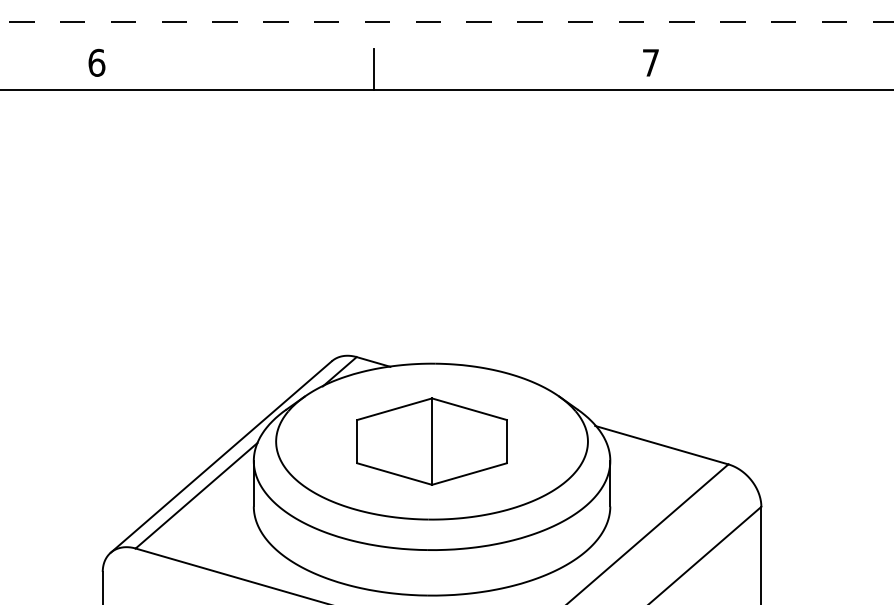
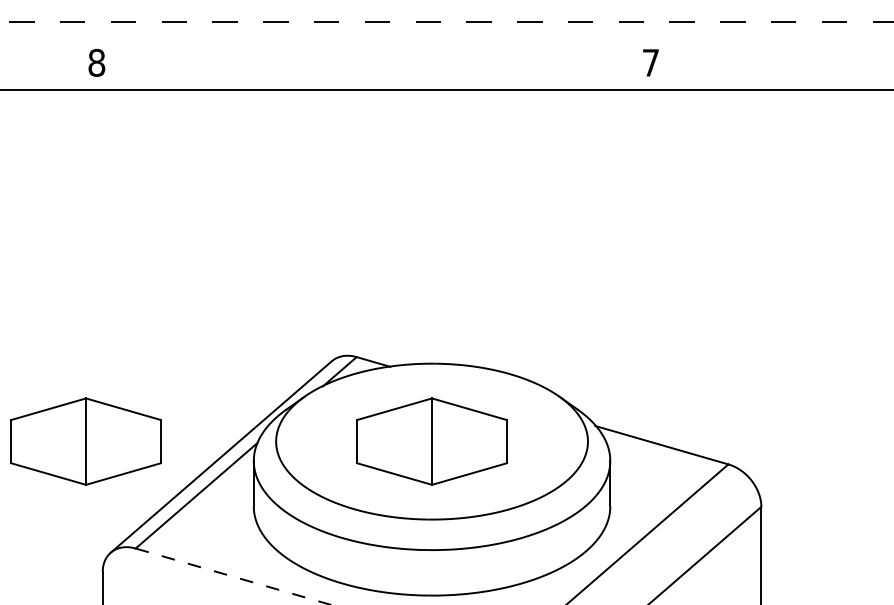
text: 6 -> 8 (96, 62)
line: present -> none (373, 68)
part: none -> present (85, 441)
line: solid -> dashed (233, 576)
